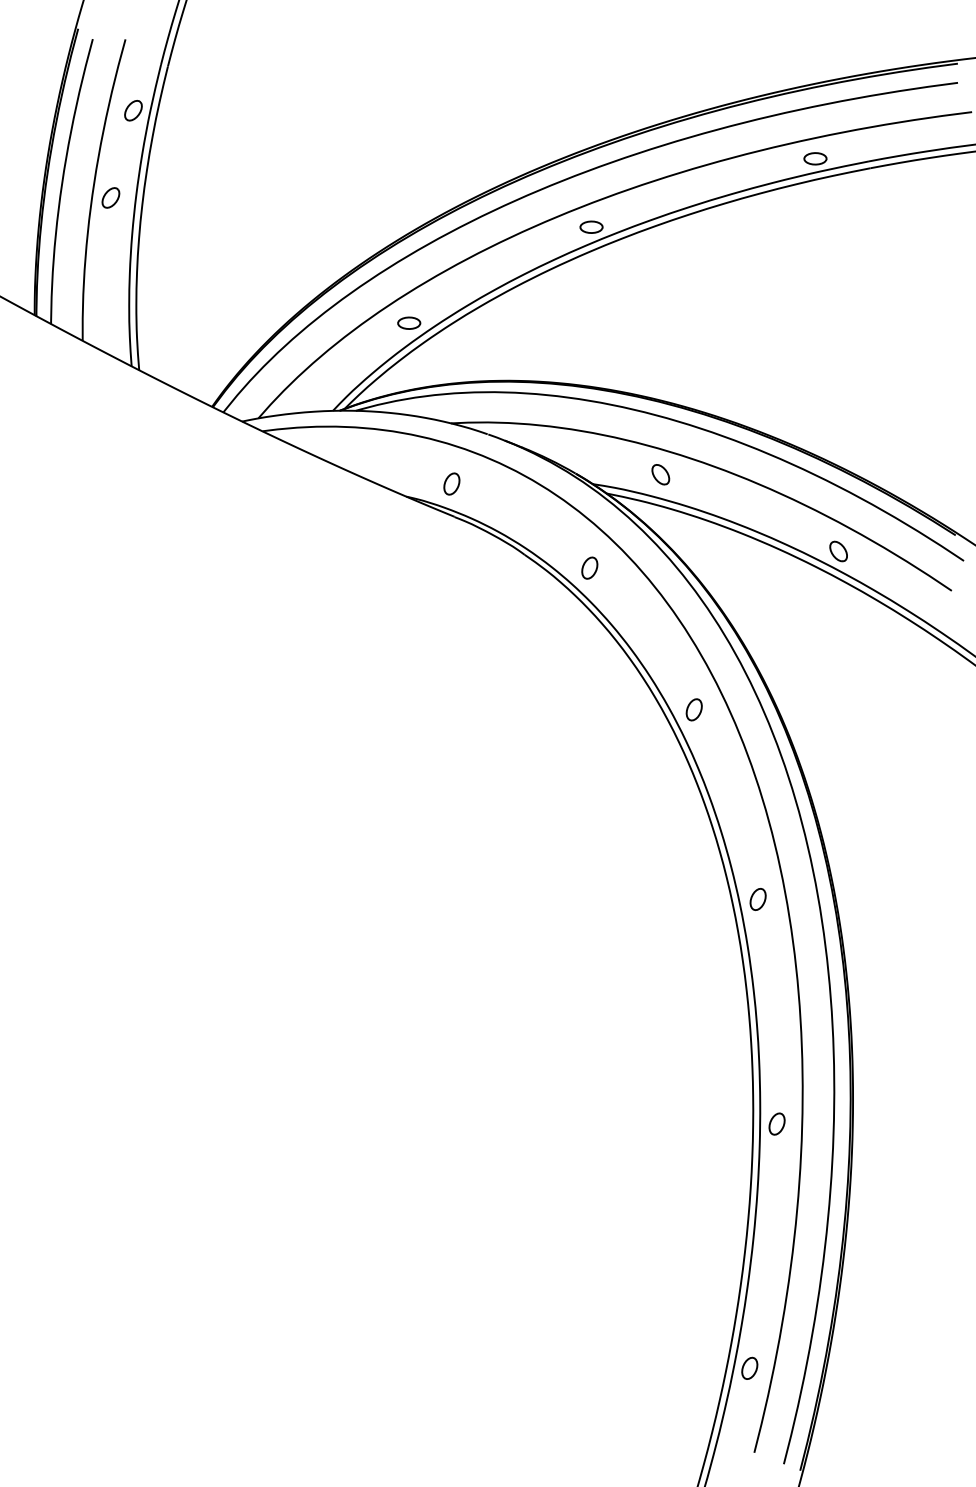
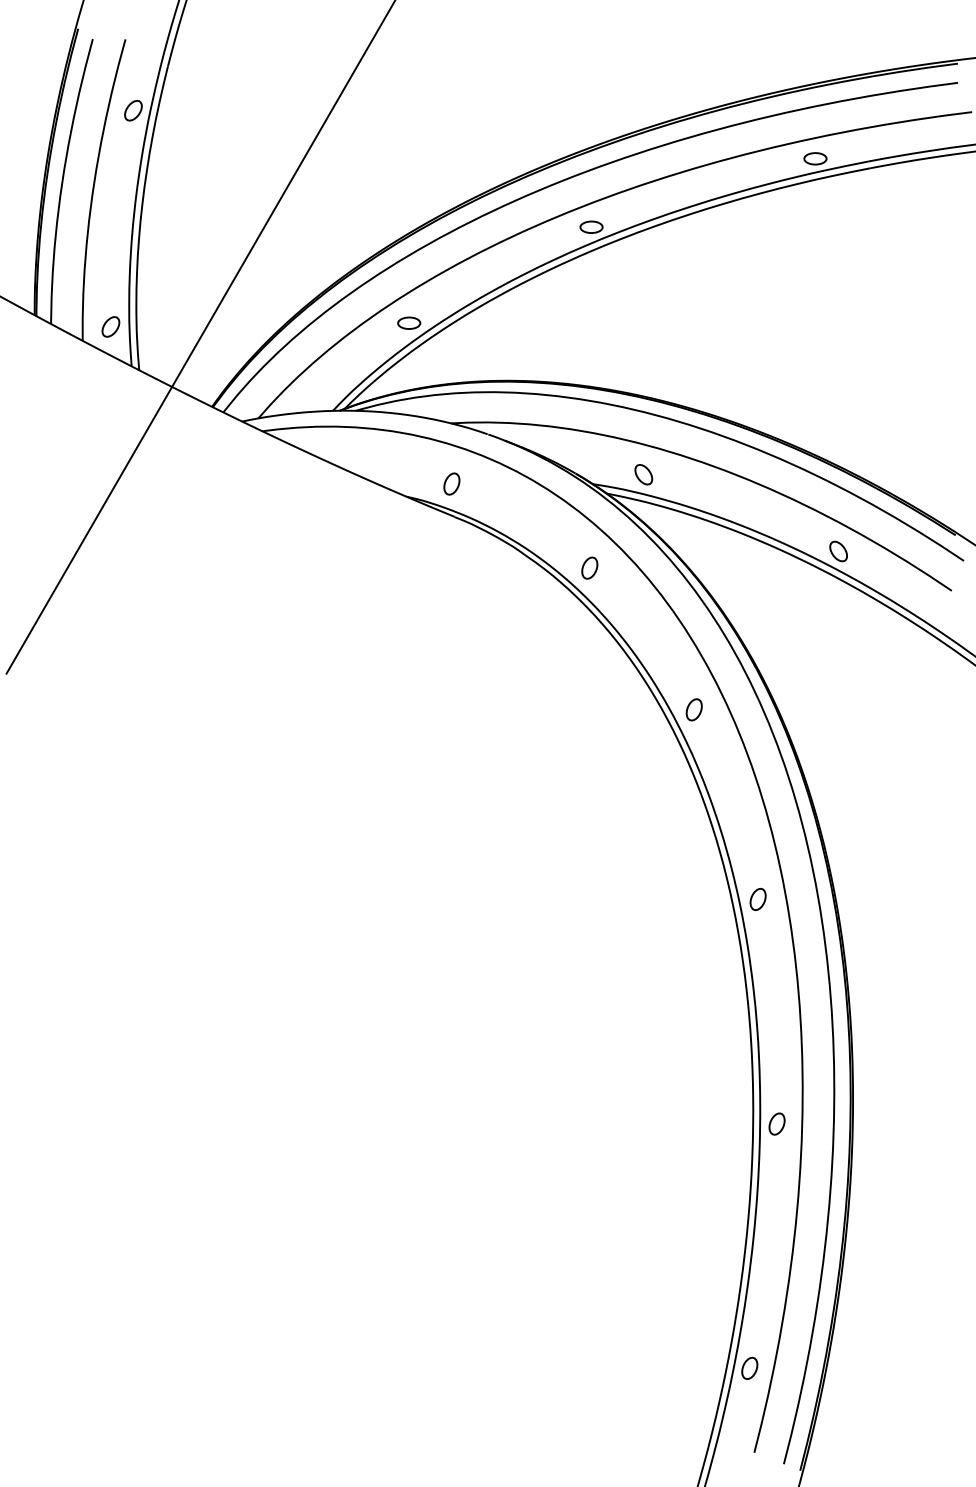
part position: (110, 197) -> (110, 326) (110, 326)
line: none -> present (200, 337)
part position: (660, 474) -> (643, 474) (643, 474)
